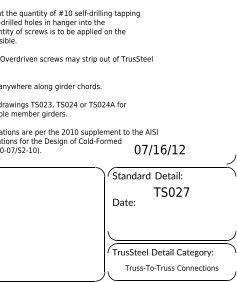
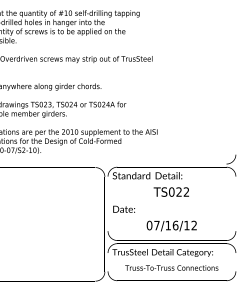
text position: (159, 149) -> (171, 225) (171, 225)
text: TS027 -> TS022 (186, 191)
text position: (123, 201) -> (123, 208) (123, 208)
